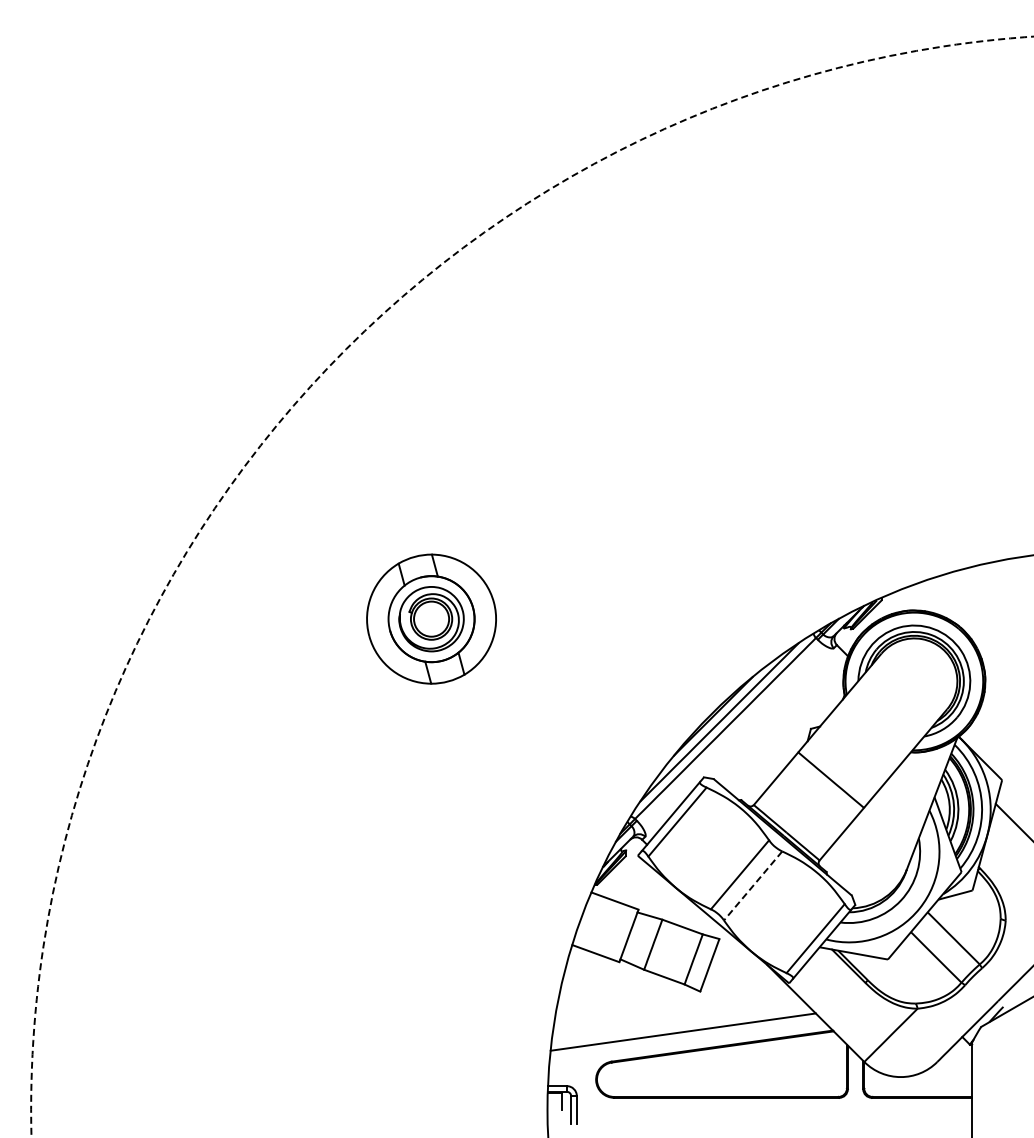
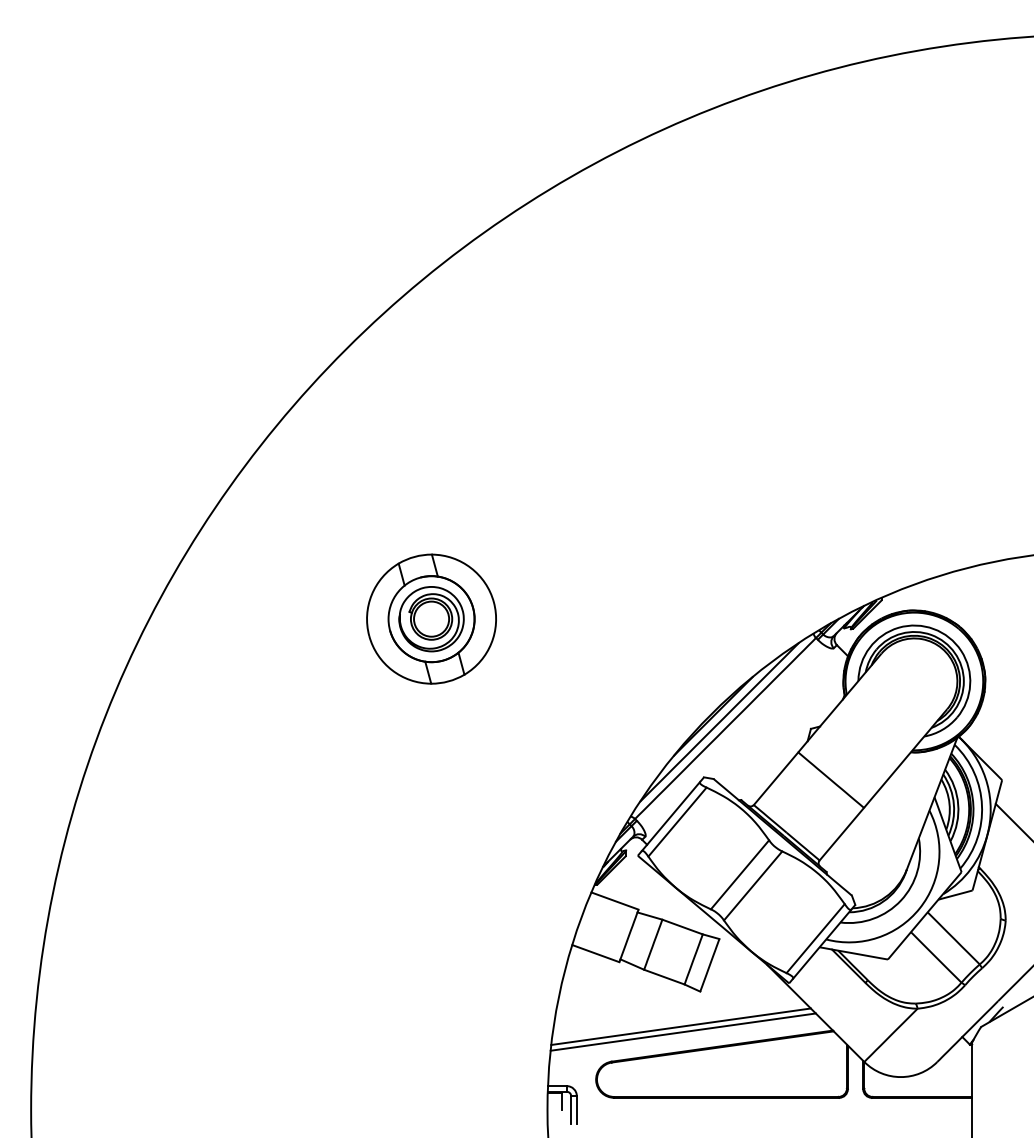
circle: dashed -> solid (532, 586)
line: dashed -> solid (752, 886)
line: none -> present (680, 1026)
